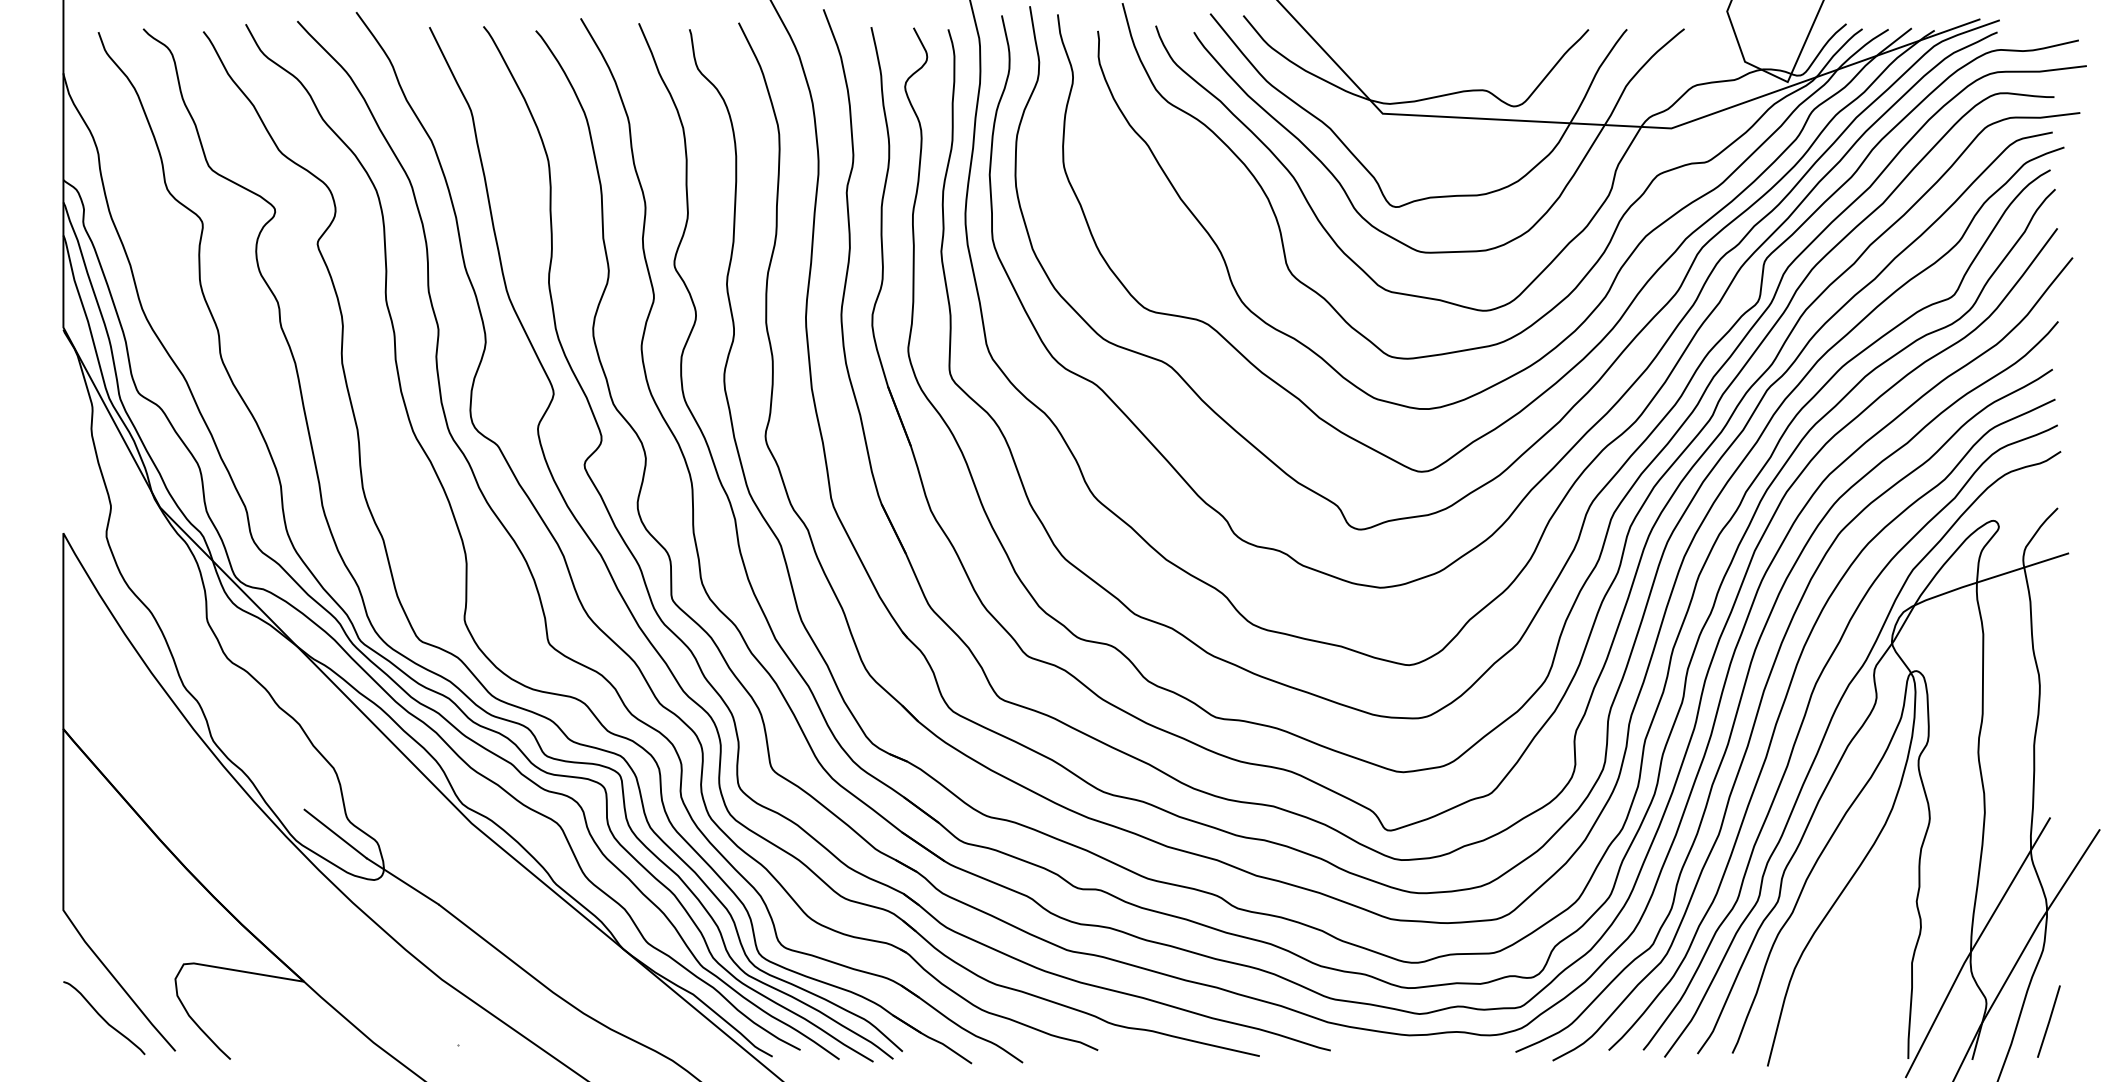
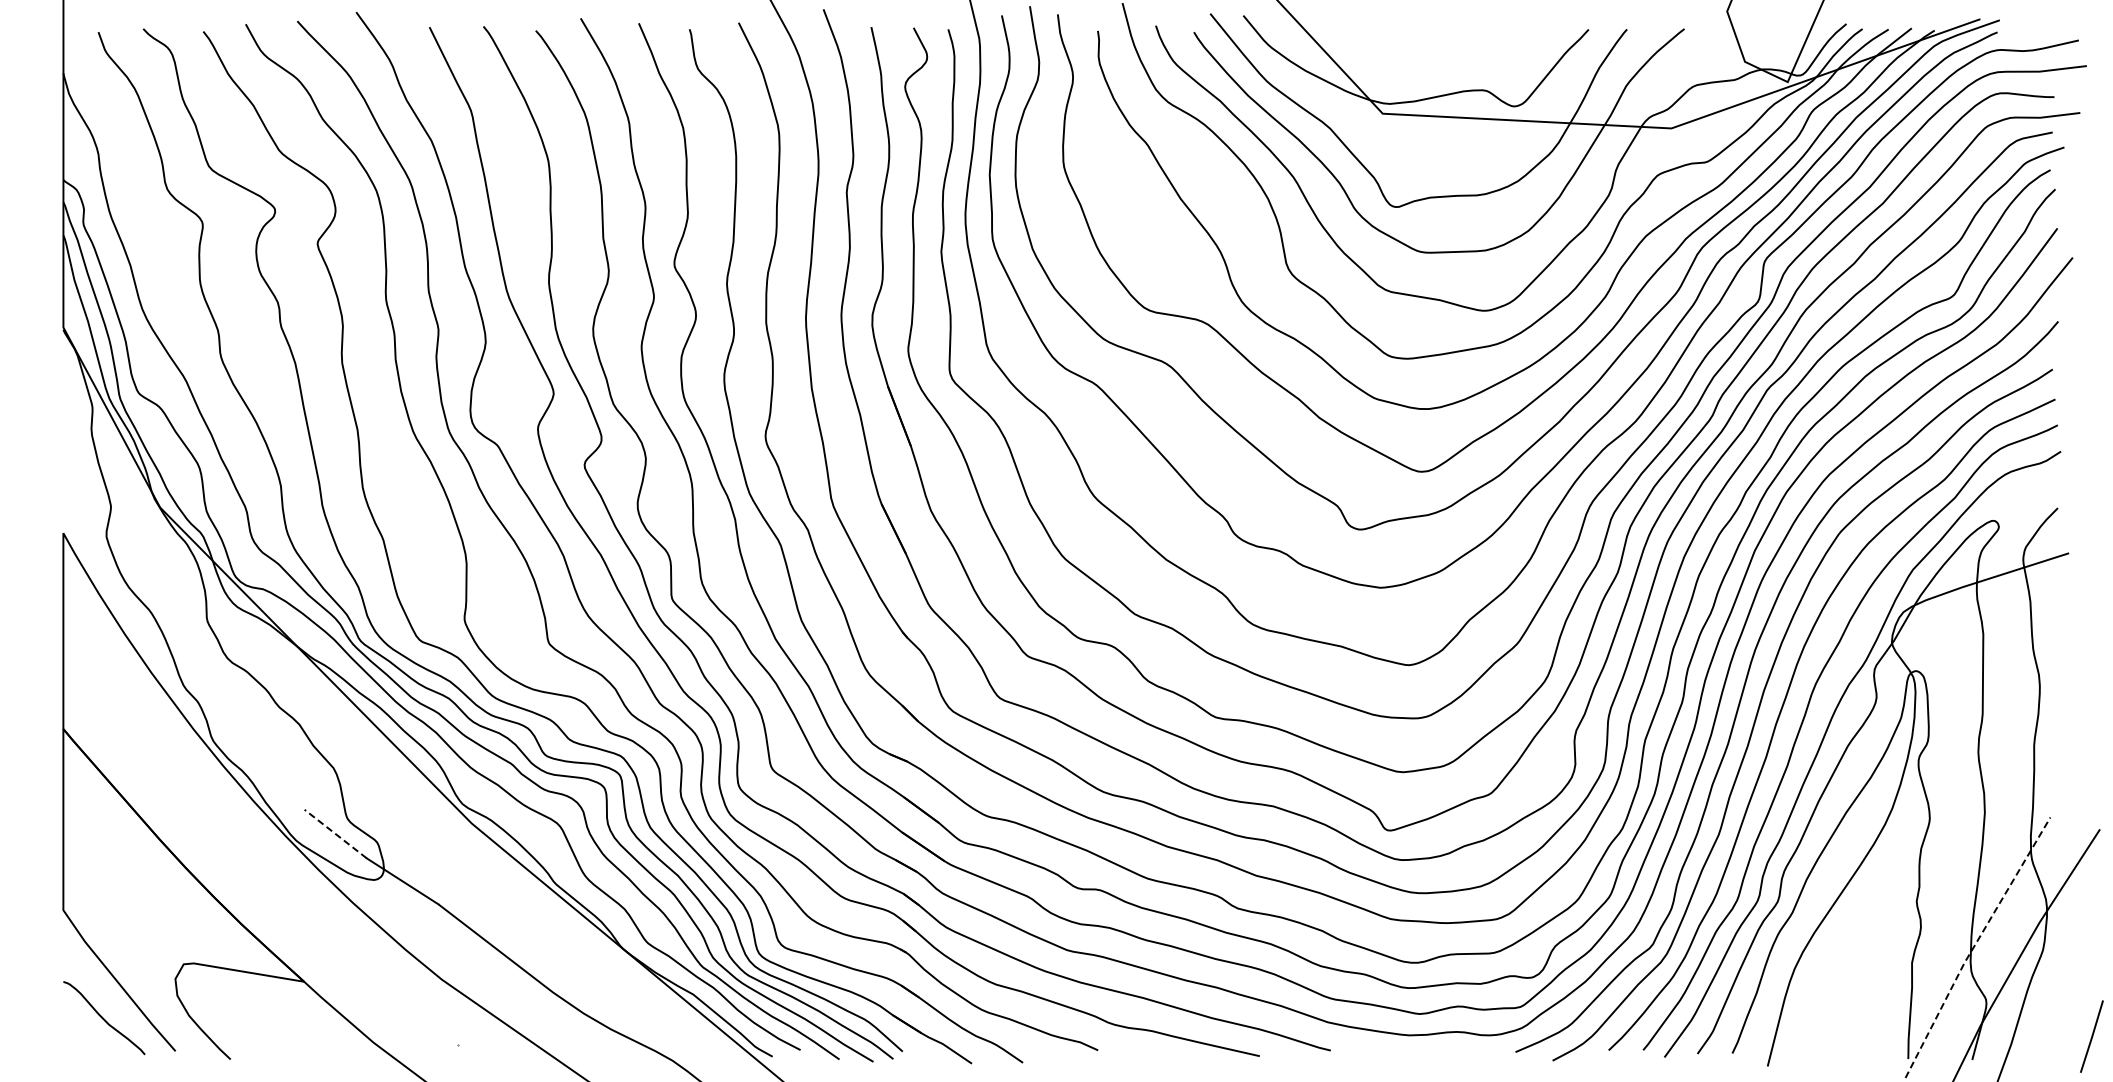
line: solid -> dashed (335, 833)
line: solid -> dashed (1974, 946)
line position: (2048, 1021) -> (2091, 1036) (2091, 1036)
